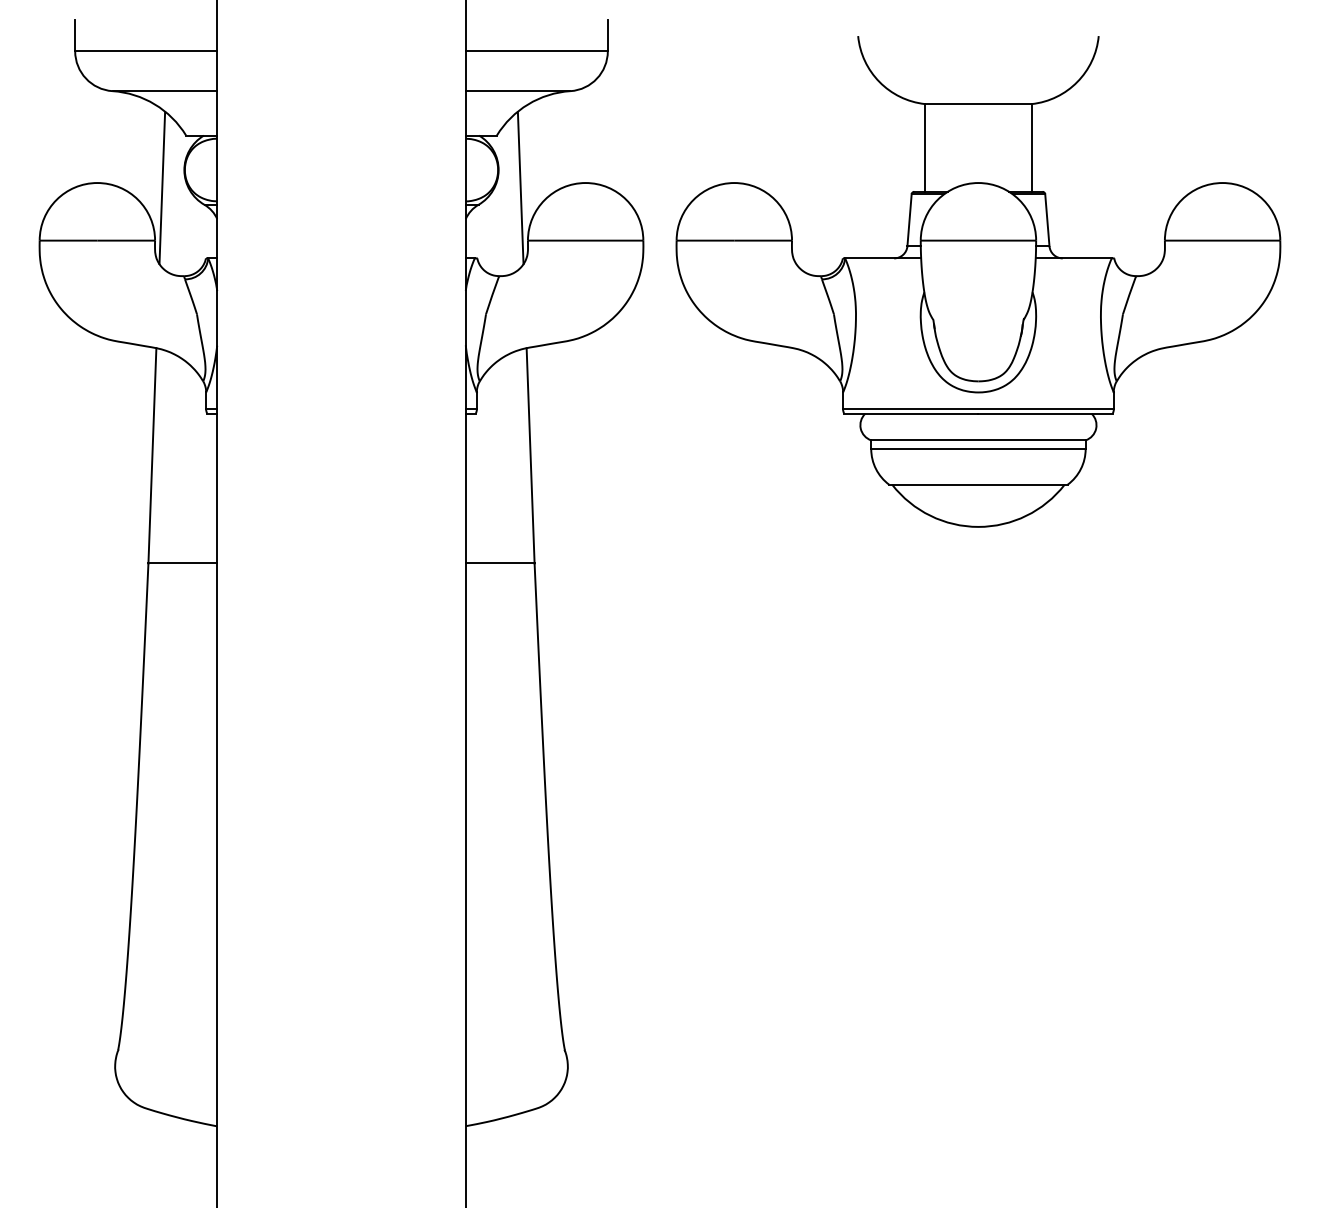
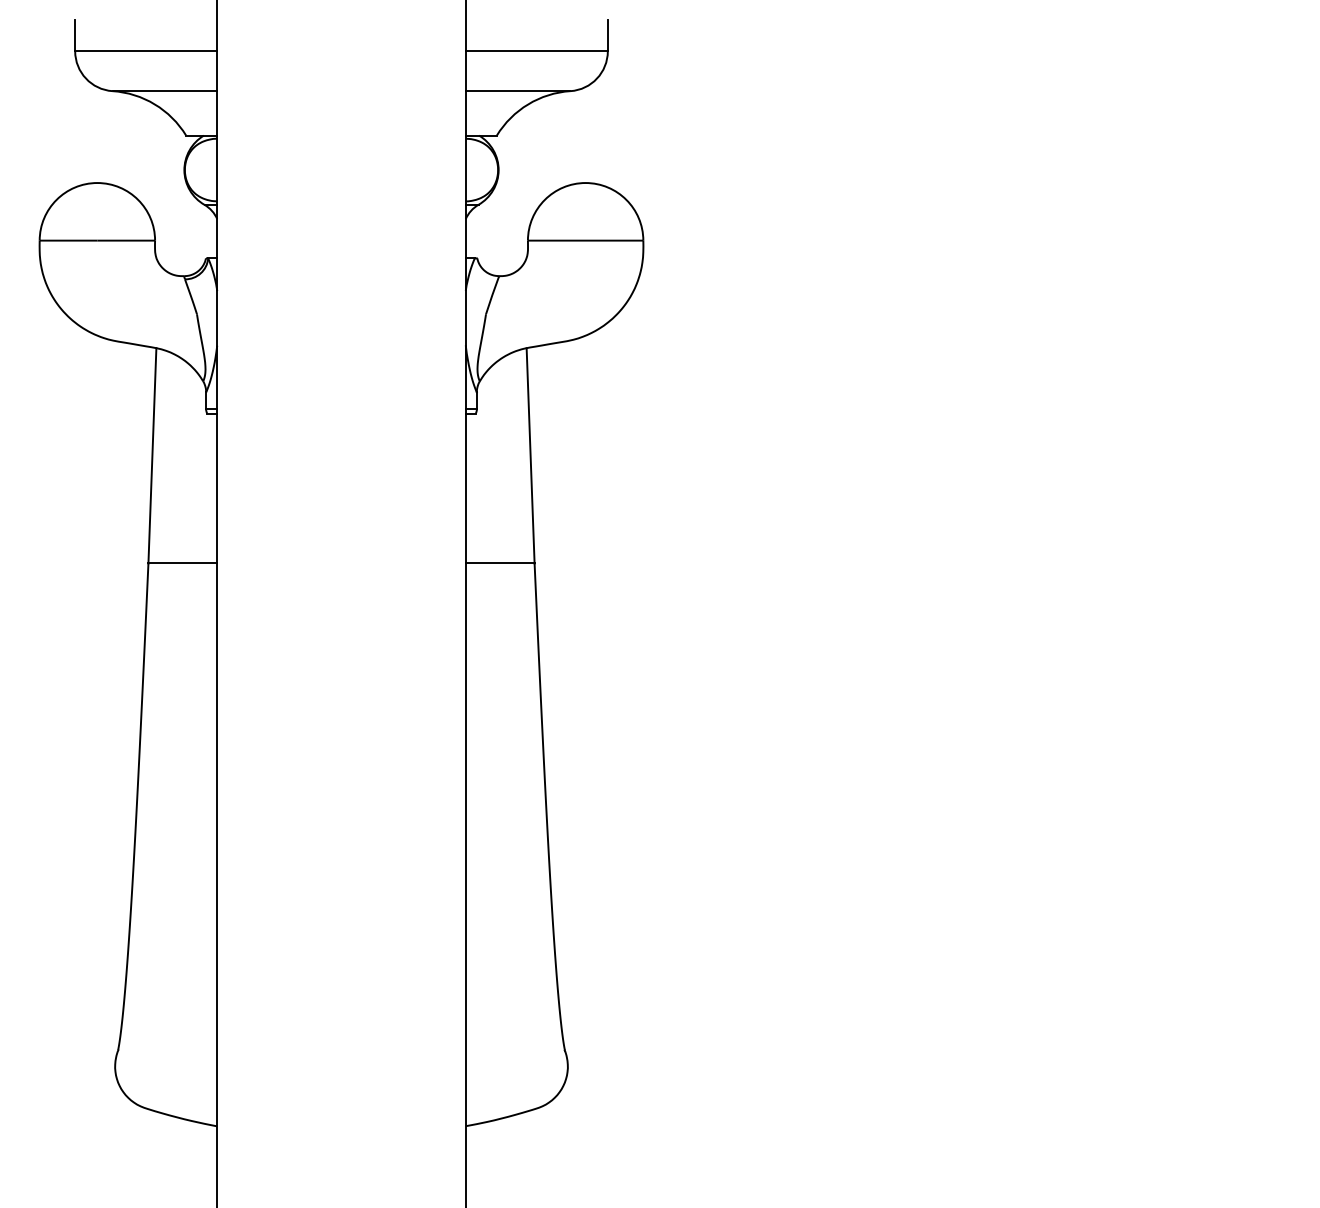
line: present -> none (162, 187)
line: present -> none (520, 188)
part: present -> none (978, 281)
